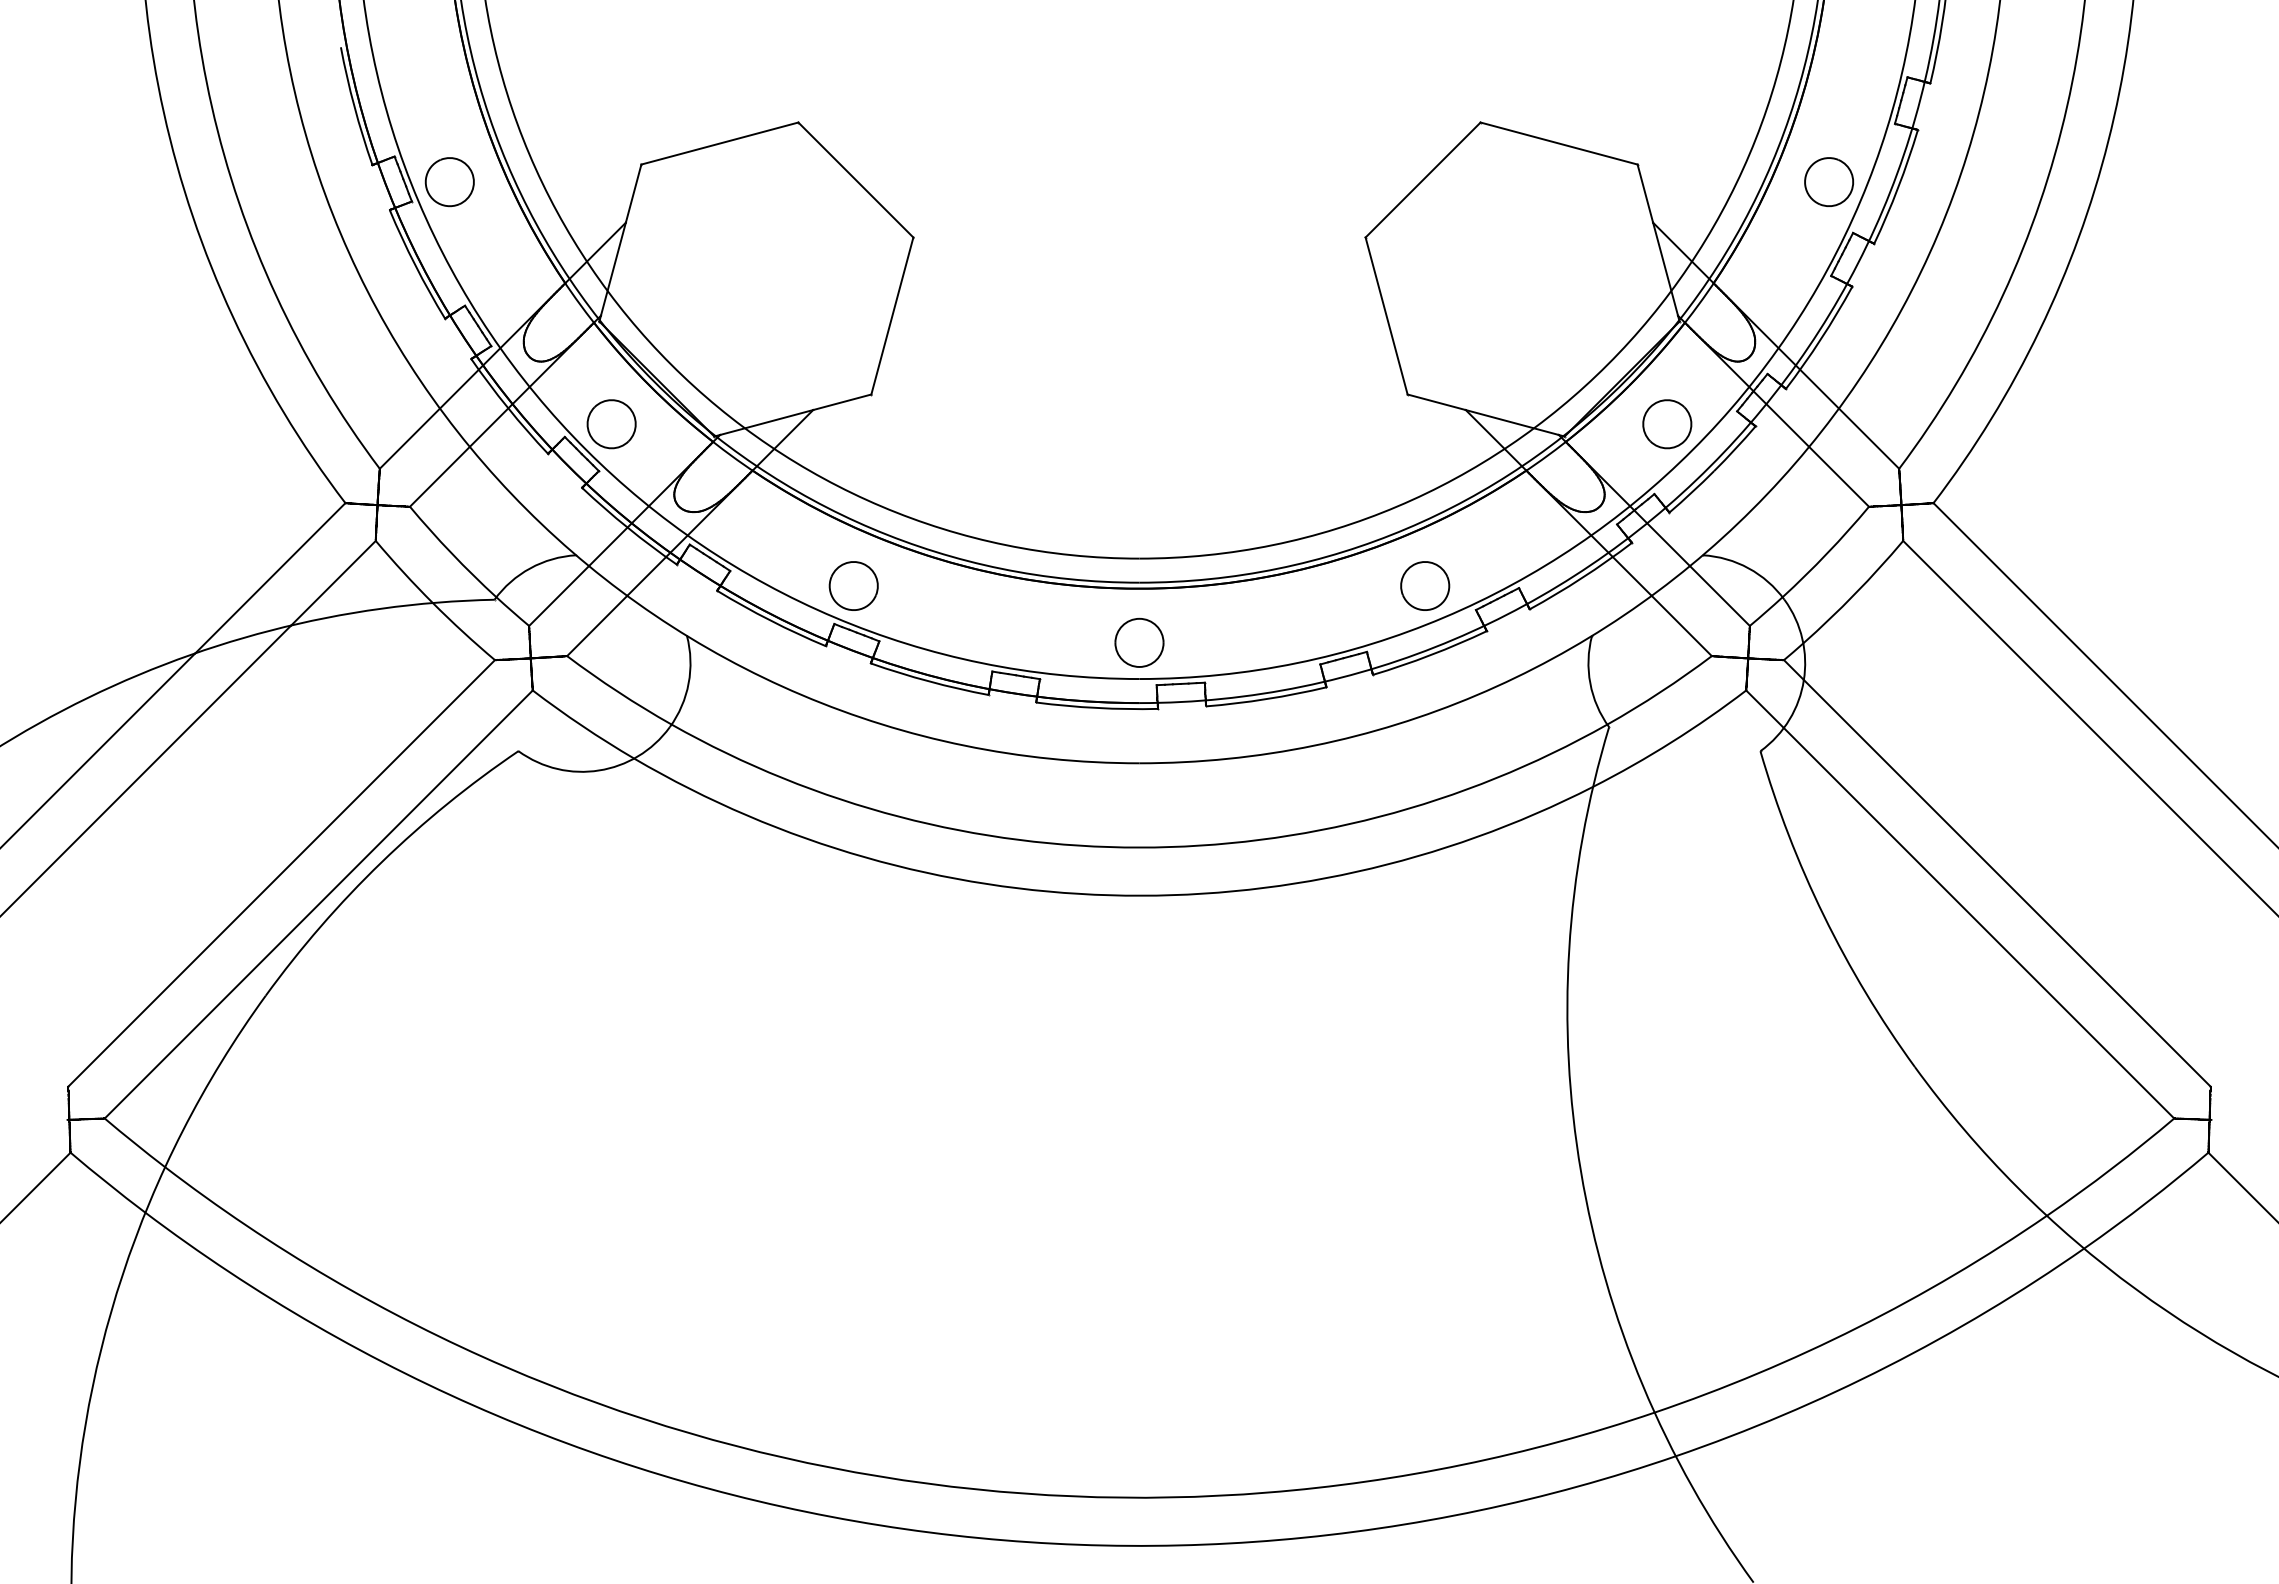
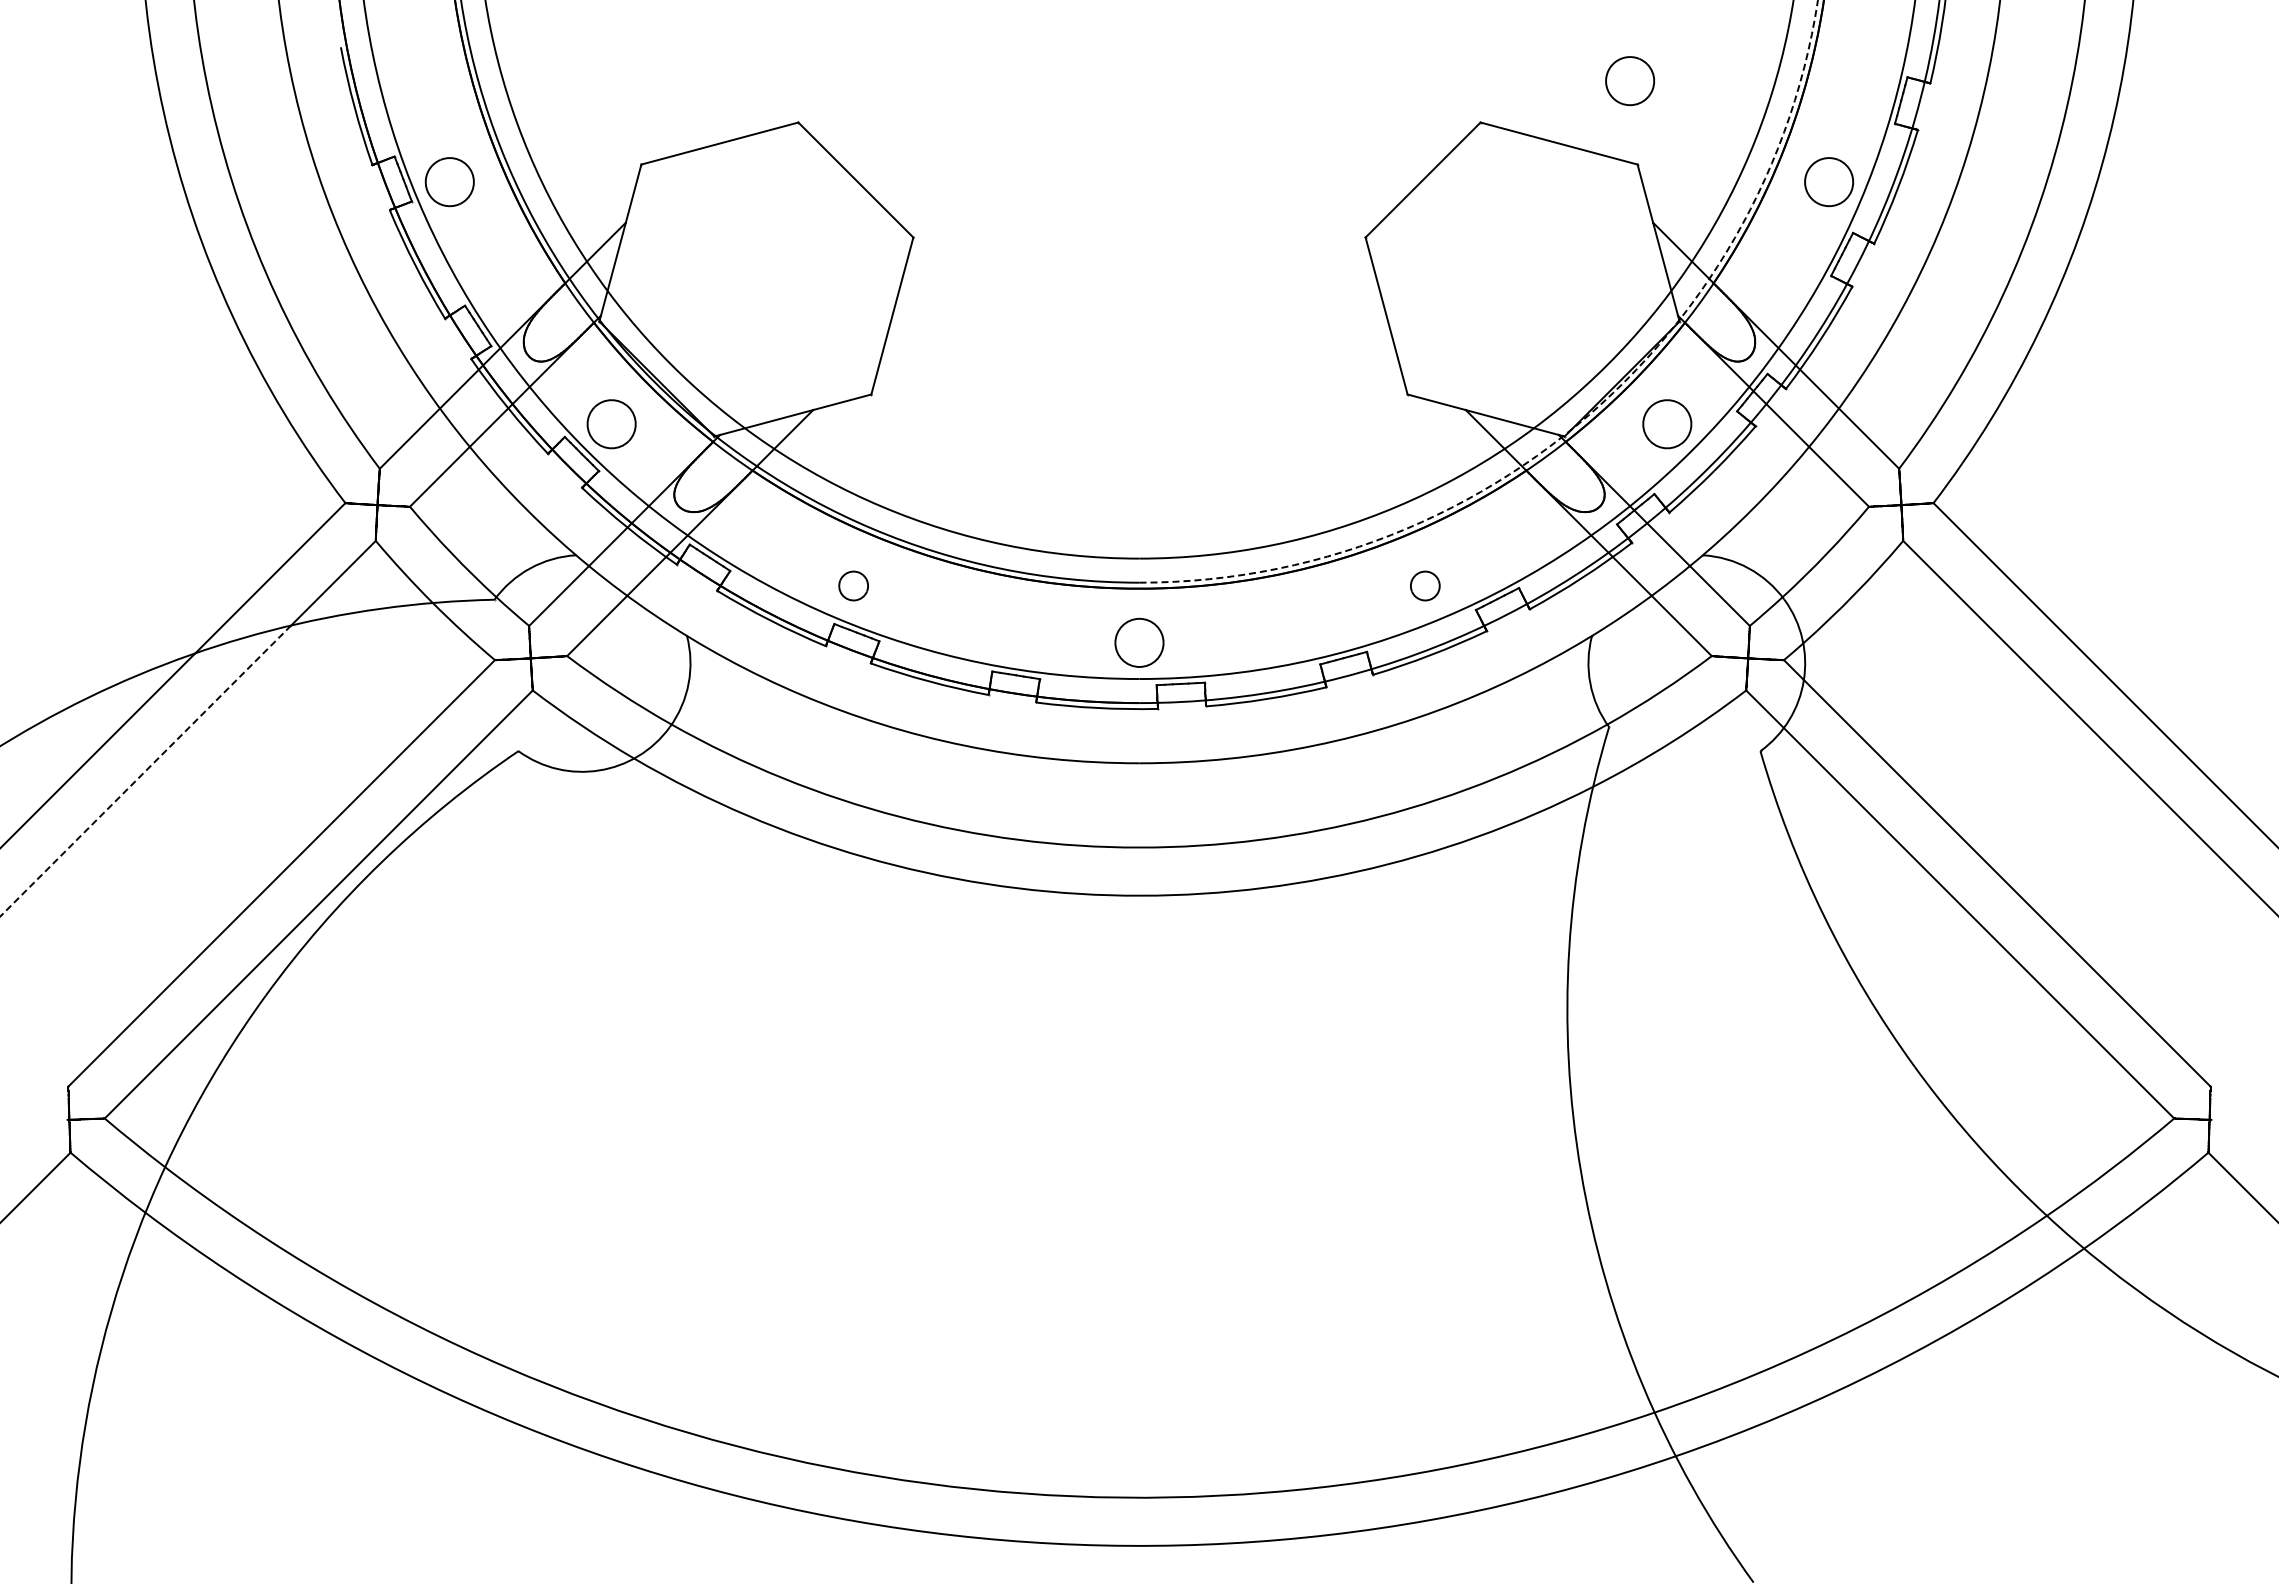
part: none -> present (1630, 80)
arc: solid -> dashed (1584, 418)
part size: 51x50 px -> 31x32 px (853, 585)
part size: 51x50 px -> 31x32 px (1425, 585)
line: solid -> dashed (145, 771)
